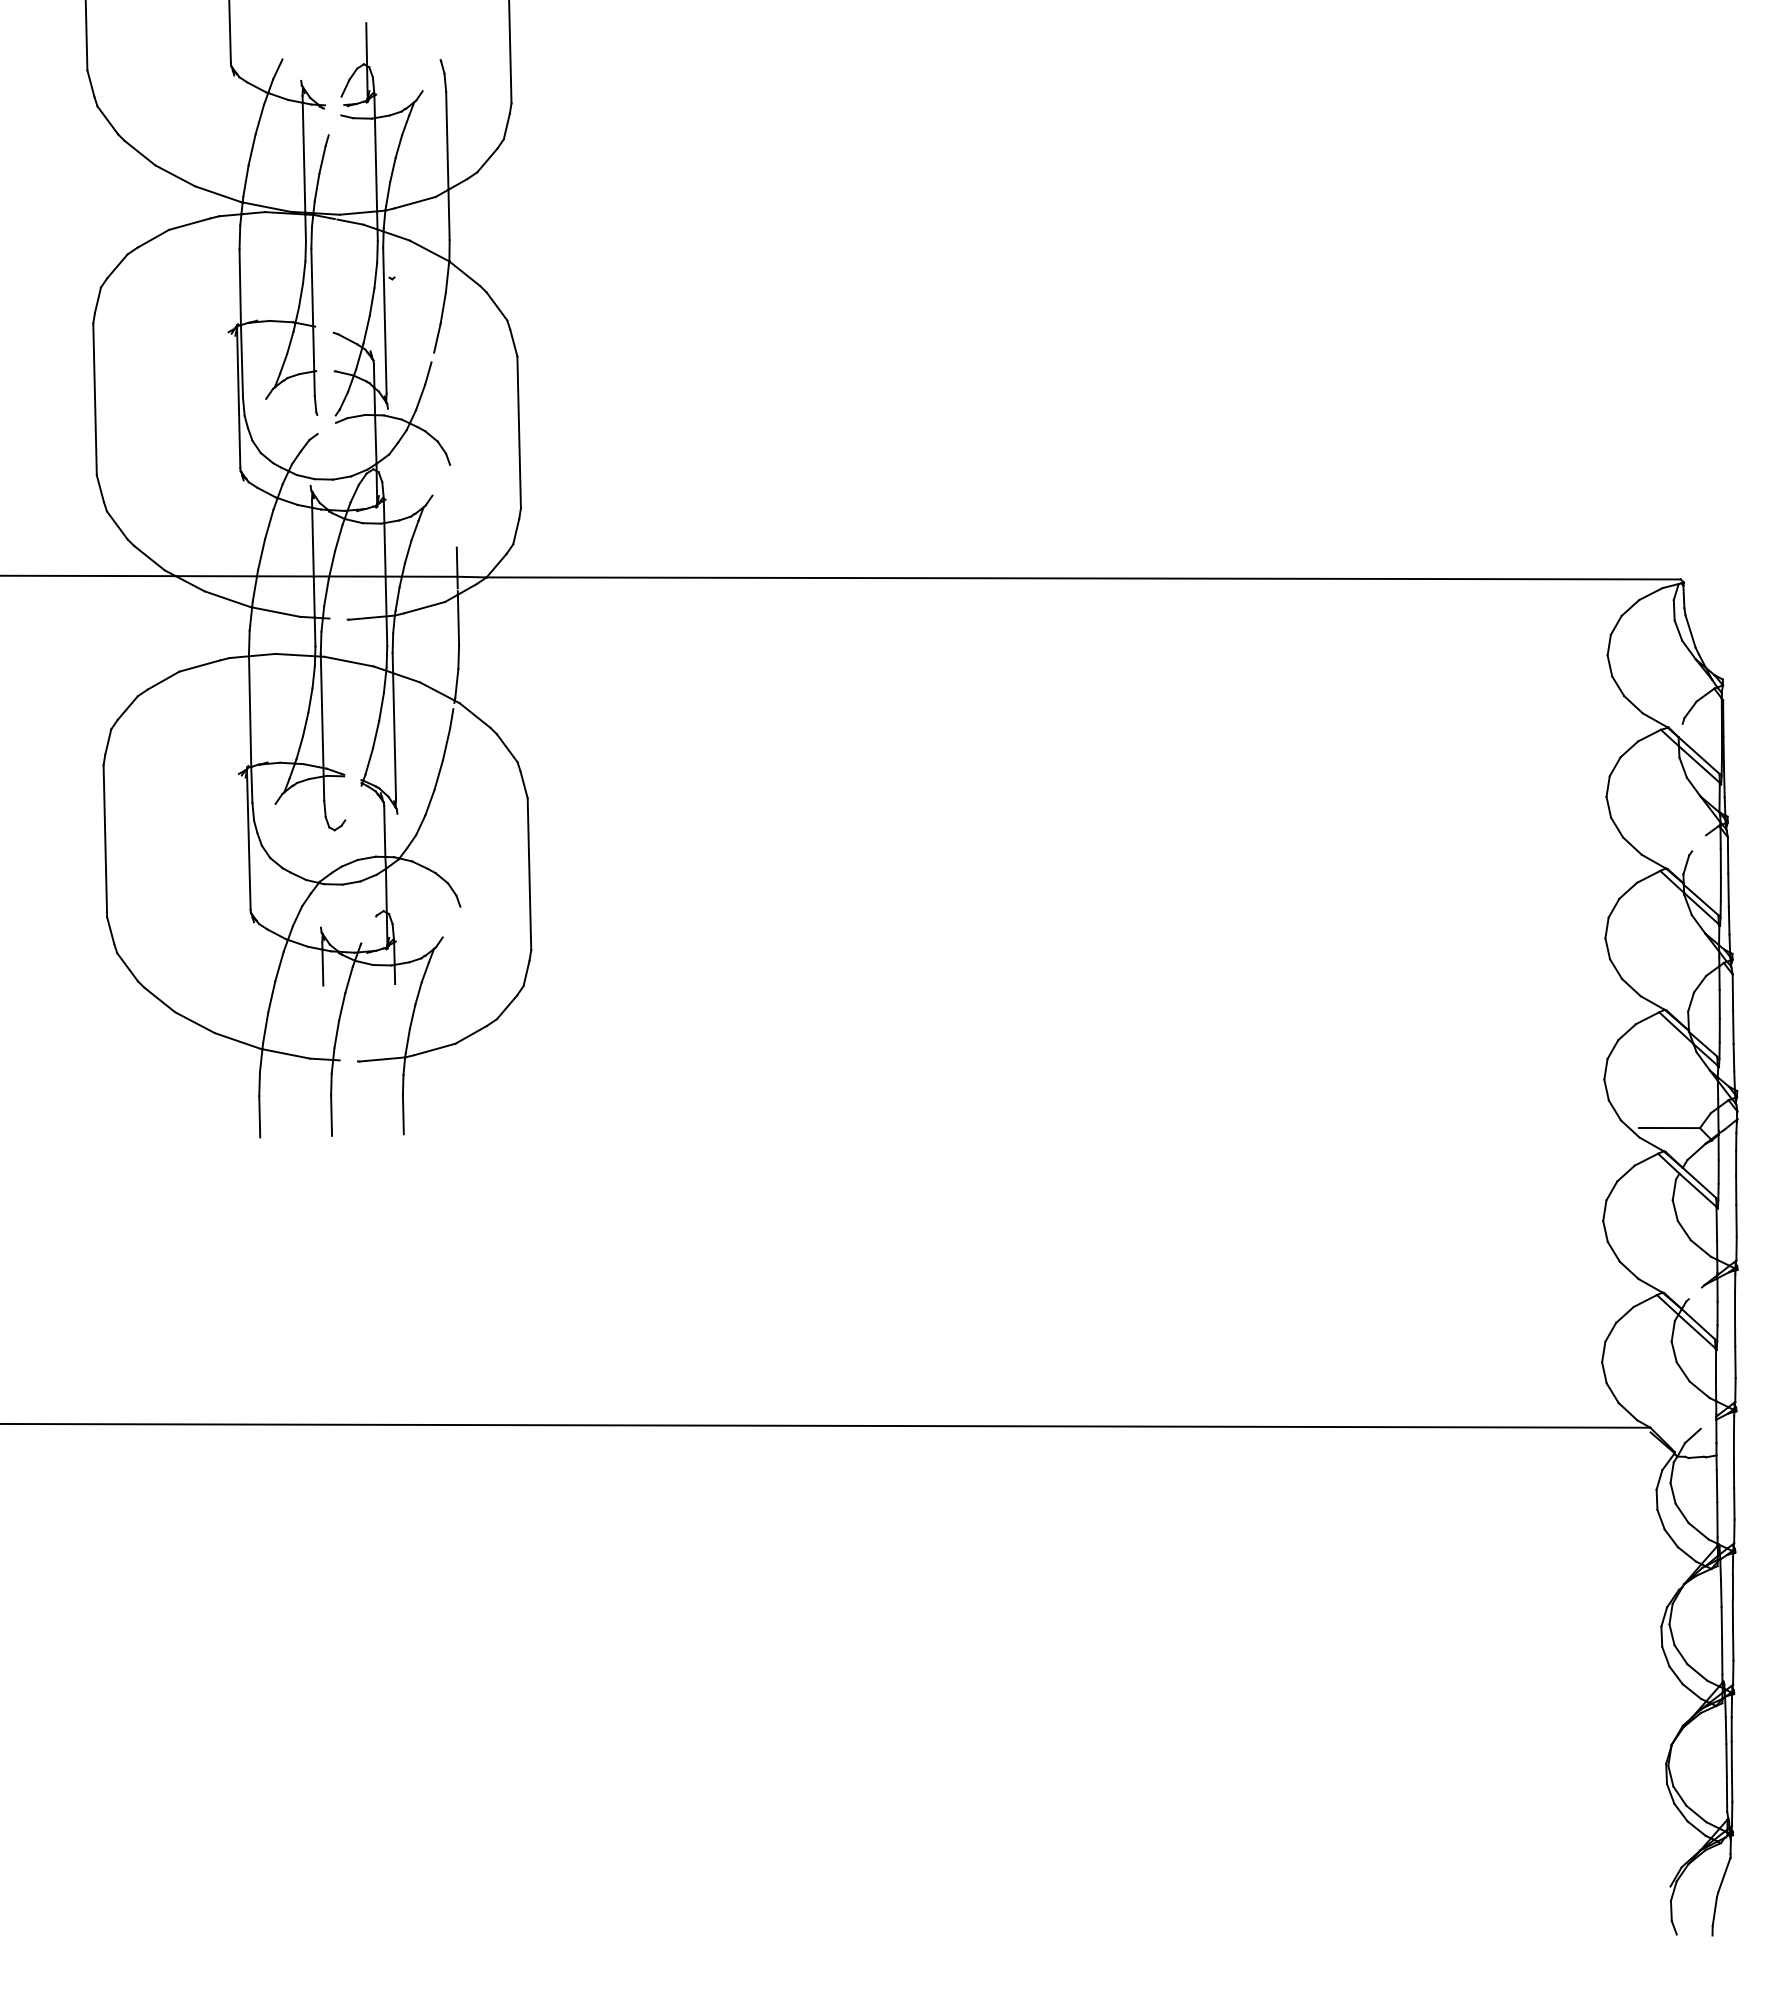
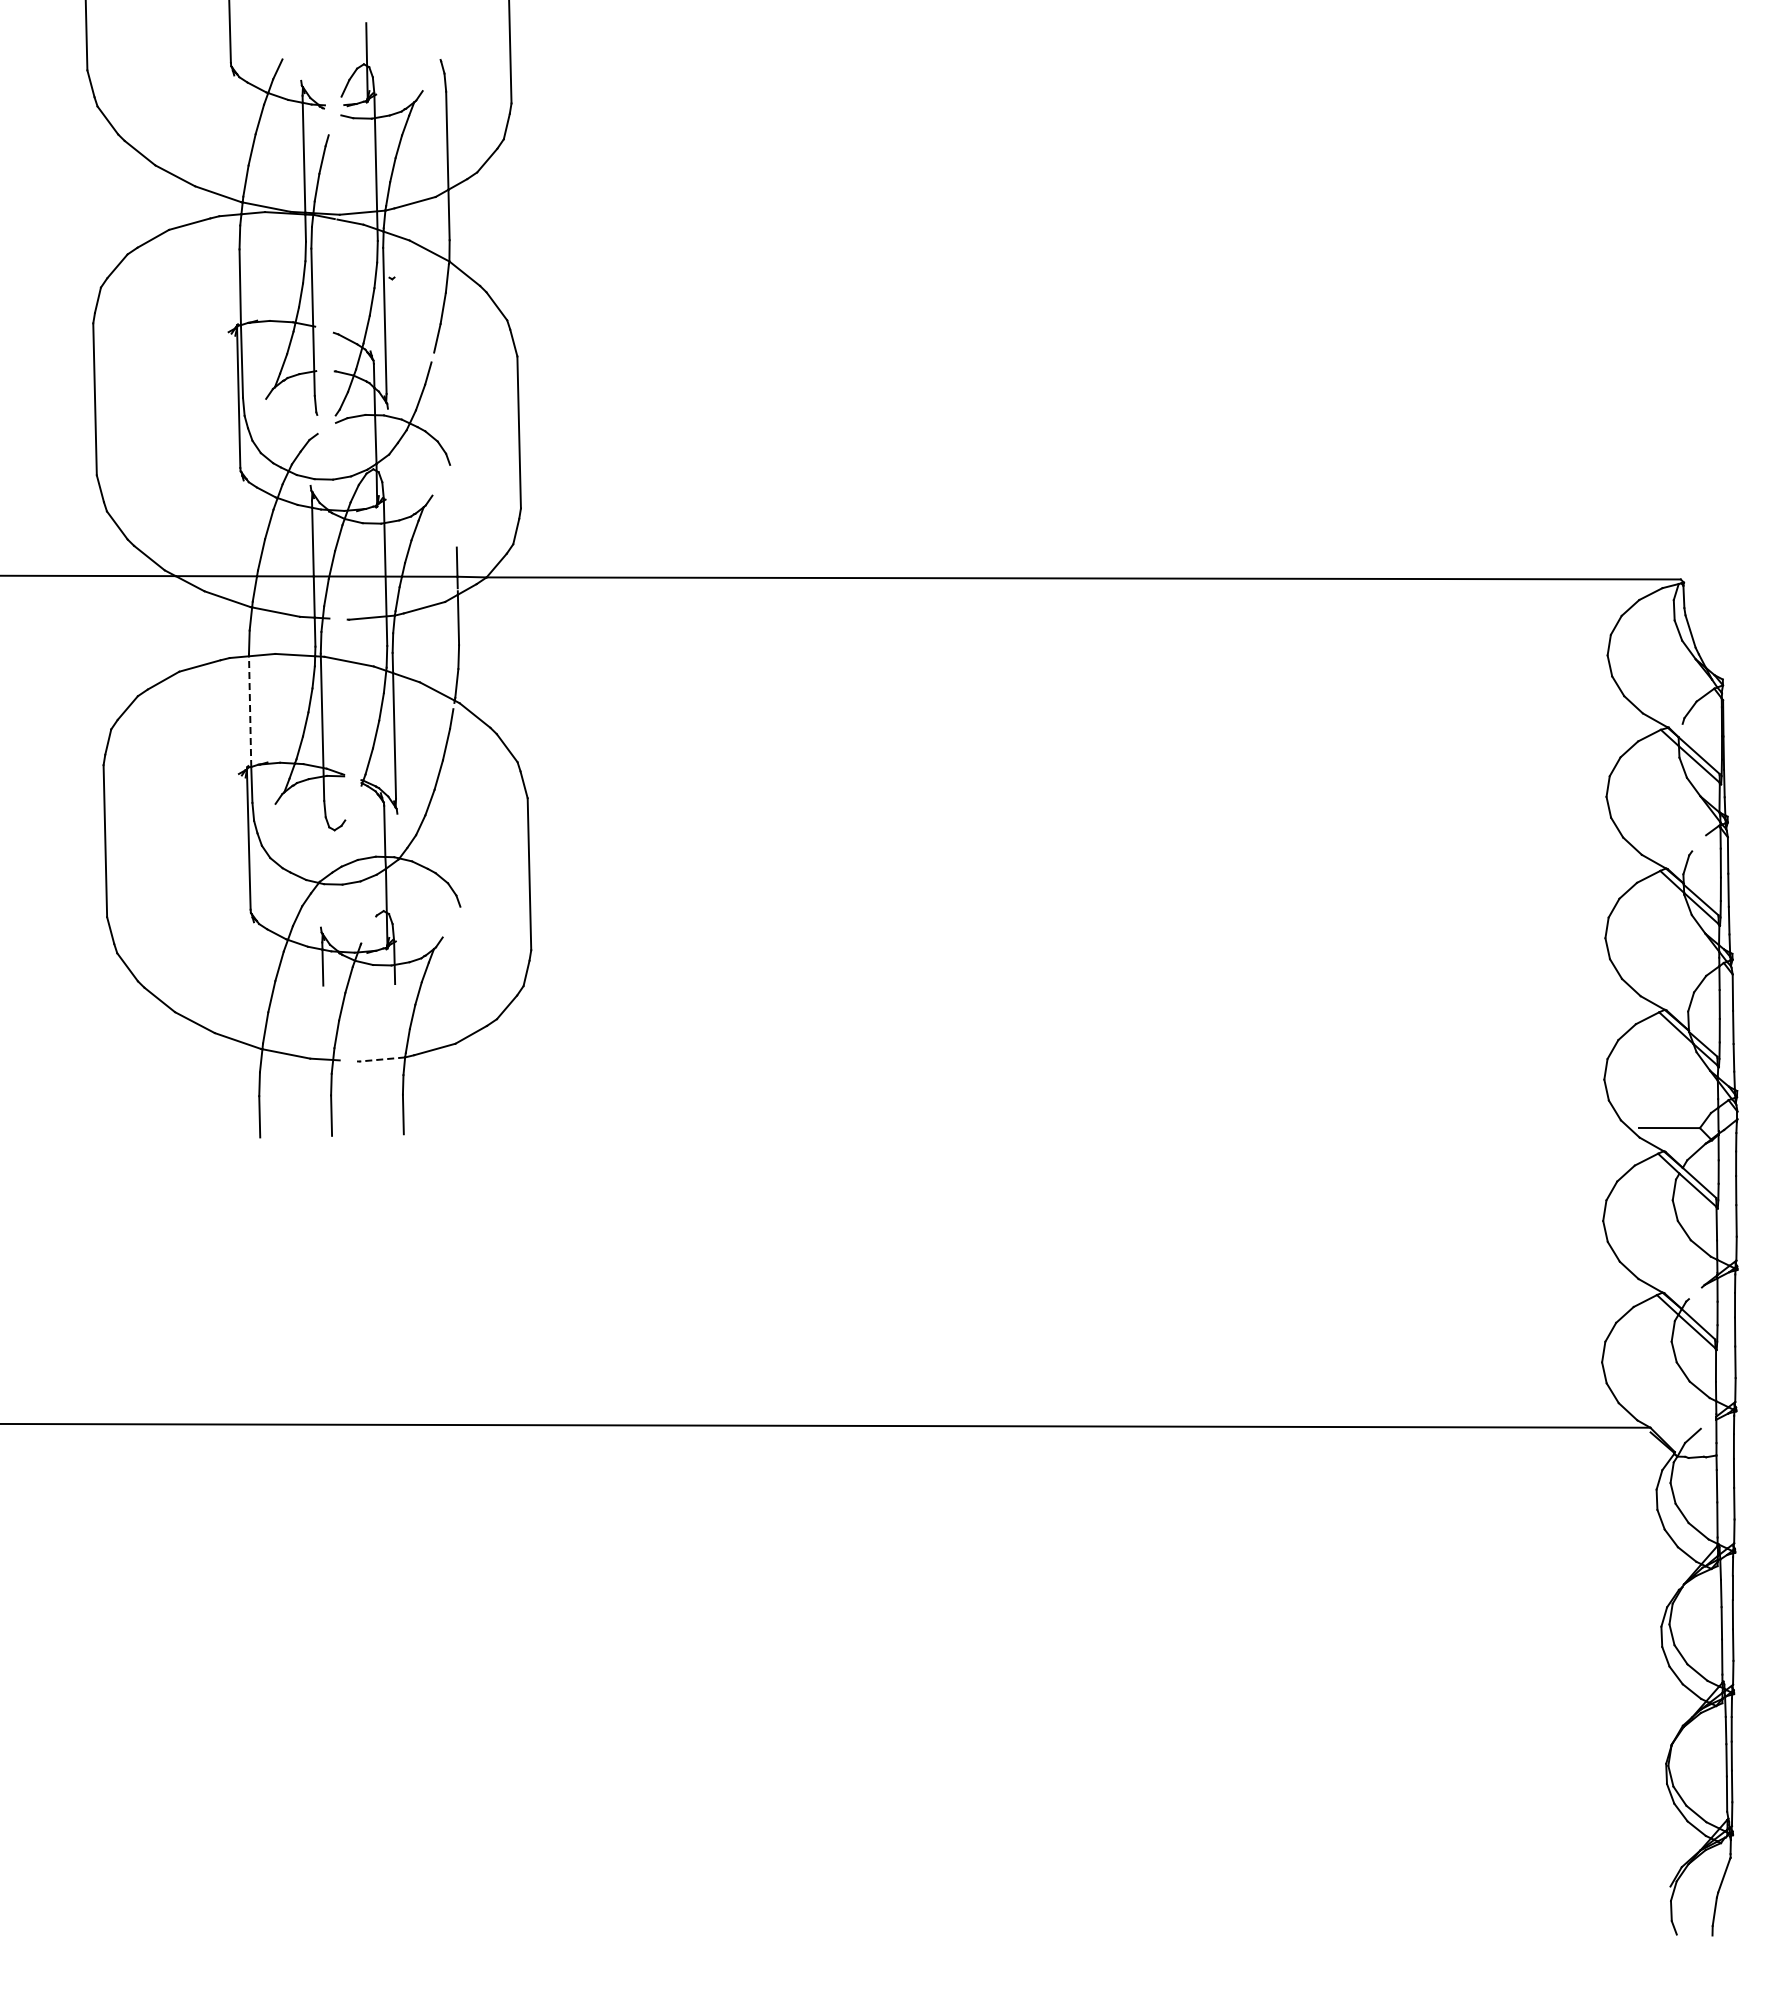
line: solid -> dashed (250, 711)
line: solid -> dashed (382, 1059)
